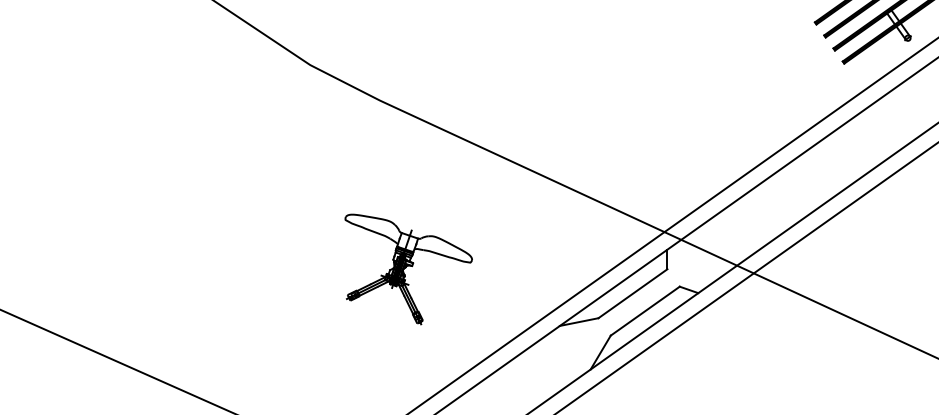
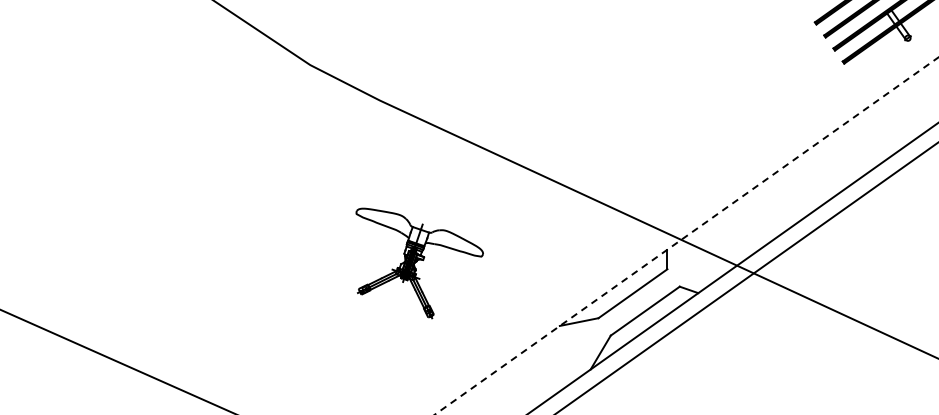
line: present -> none (673, 225)
line: solid -> dashed (686, 235)
part position: (408, 269) -> (419, 263) (419, 263)
